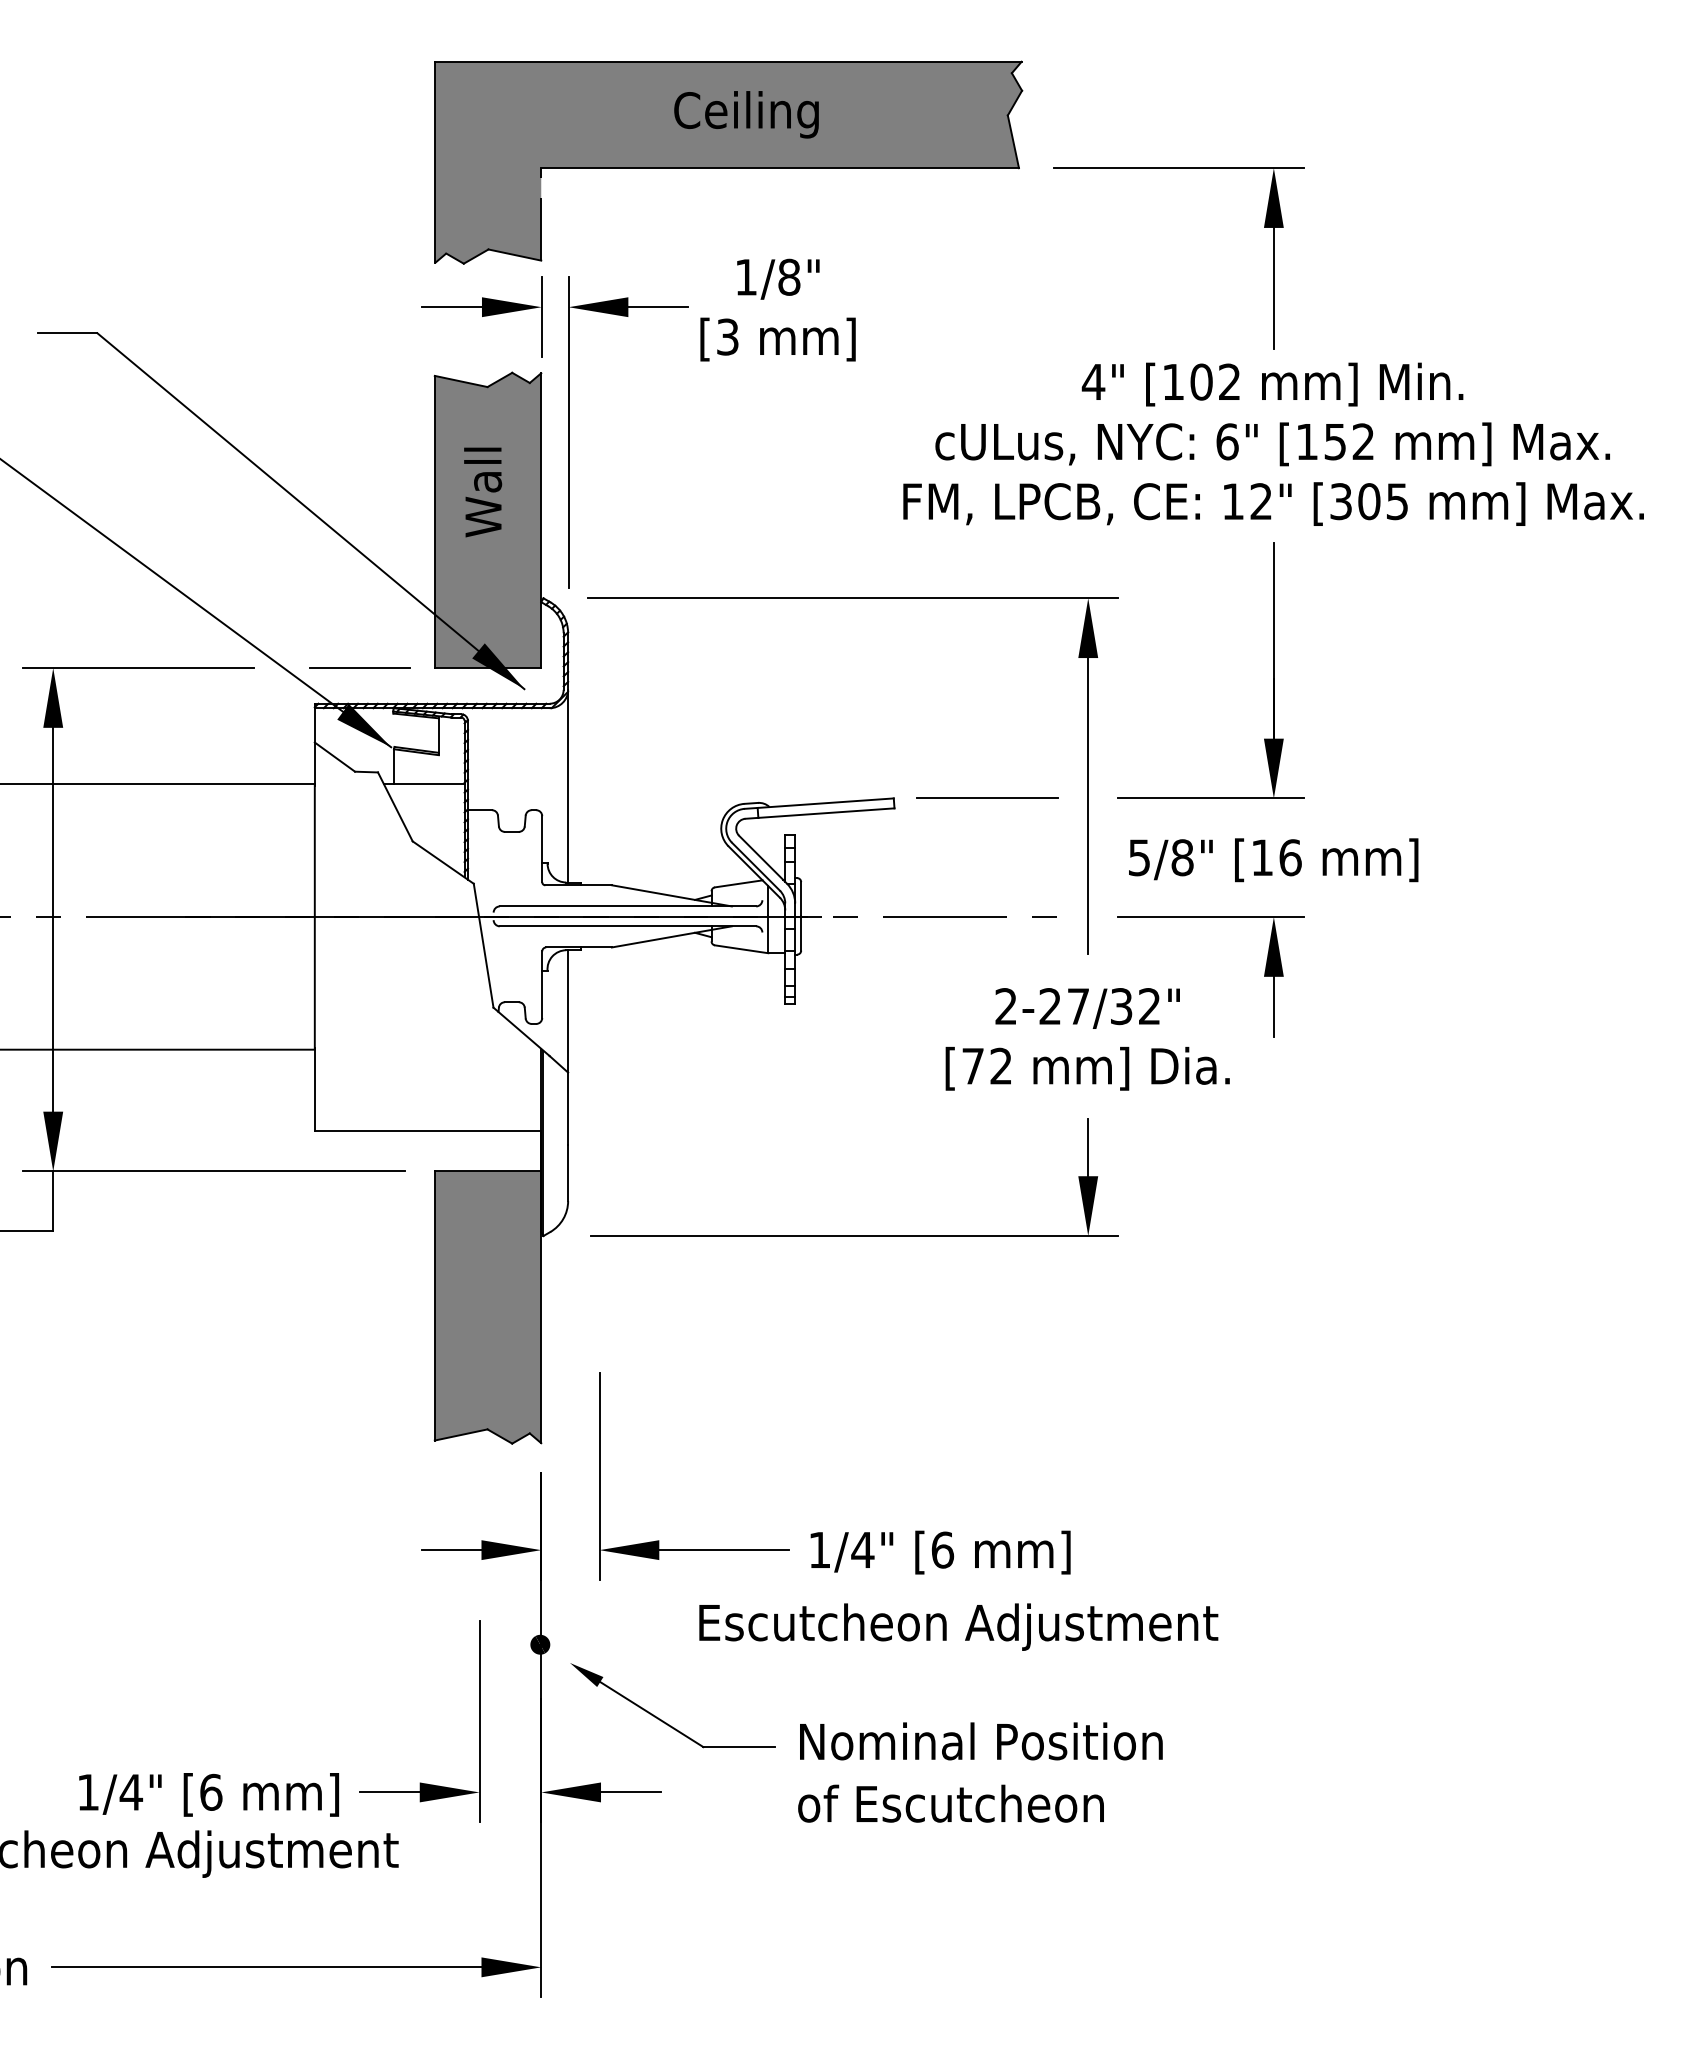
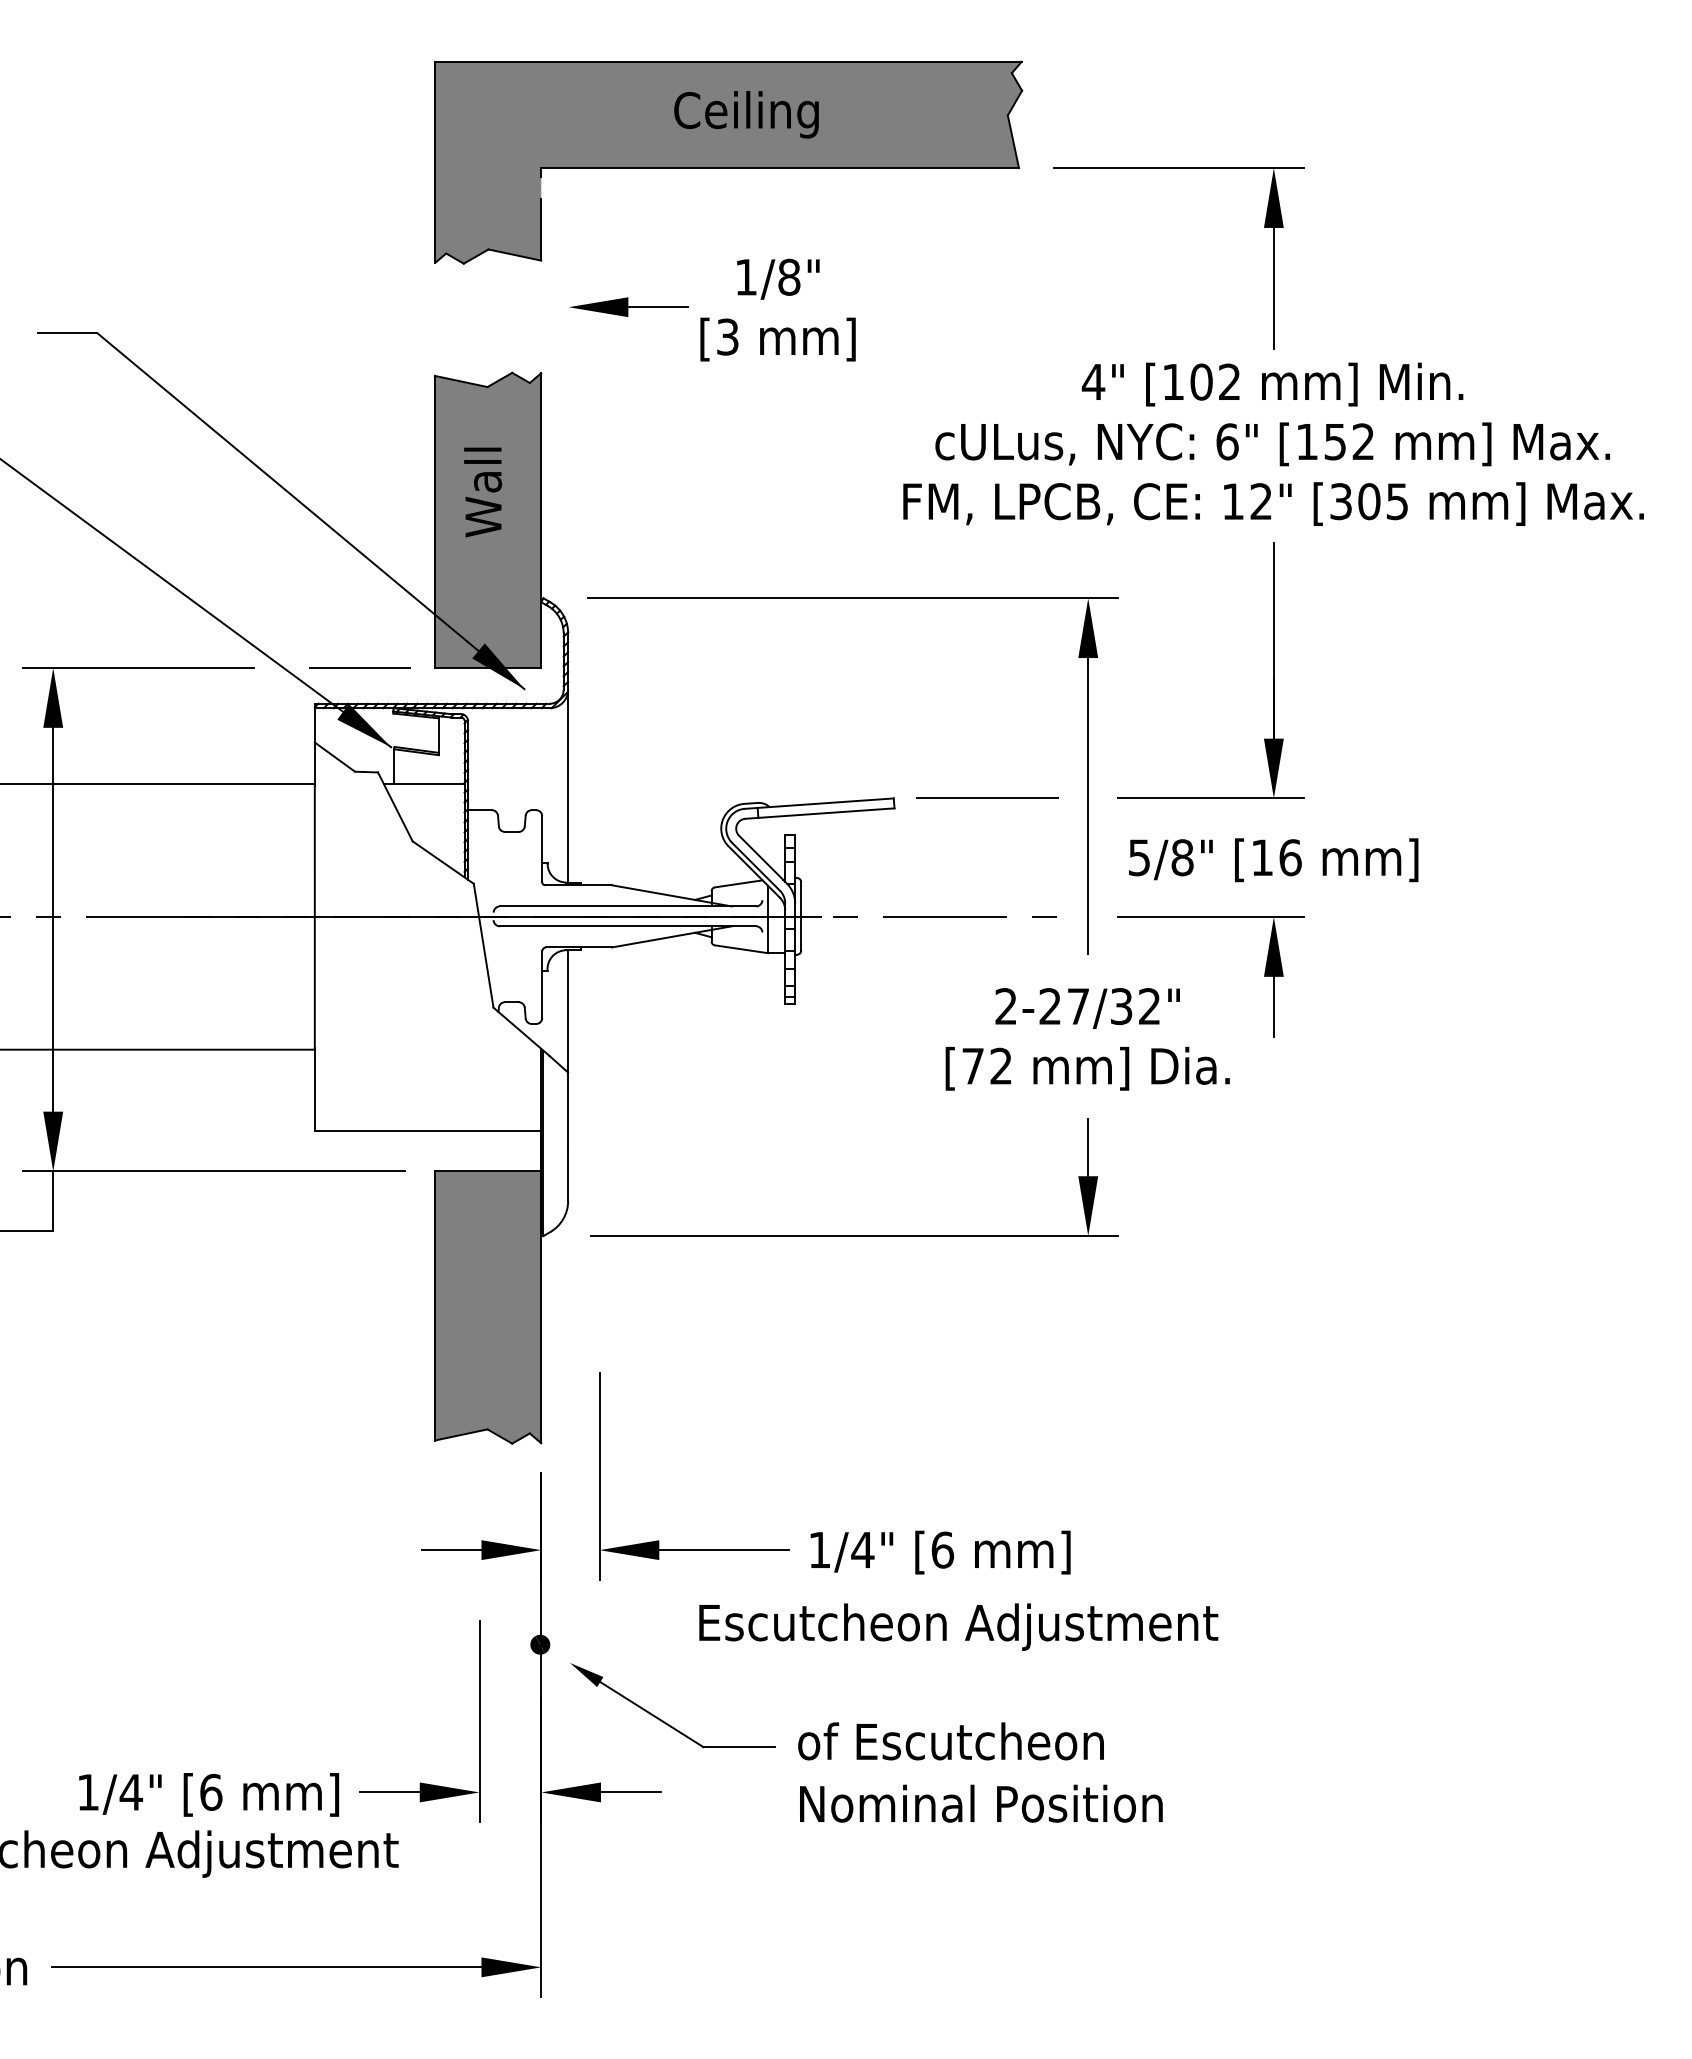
part: present -> none (481, 316)
line: present -> none (568, 432)
text: Nominal Position -> of Escutcheon (980, 1741)
text: of Escutcheon -> Nominal Position (980, 1803)
